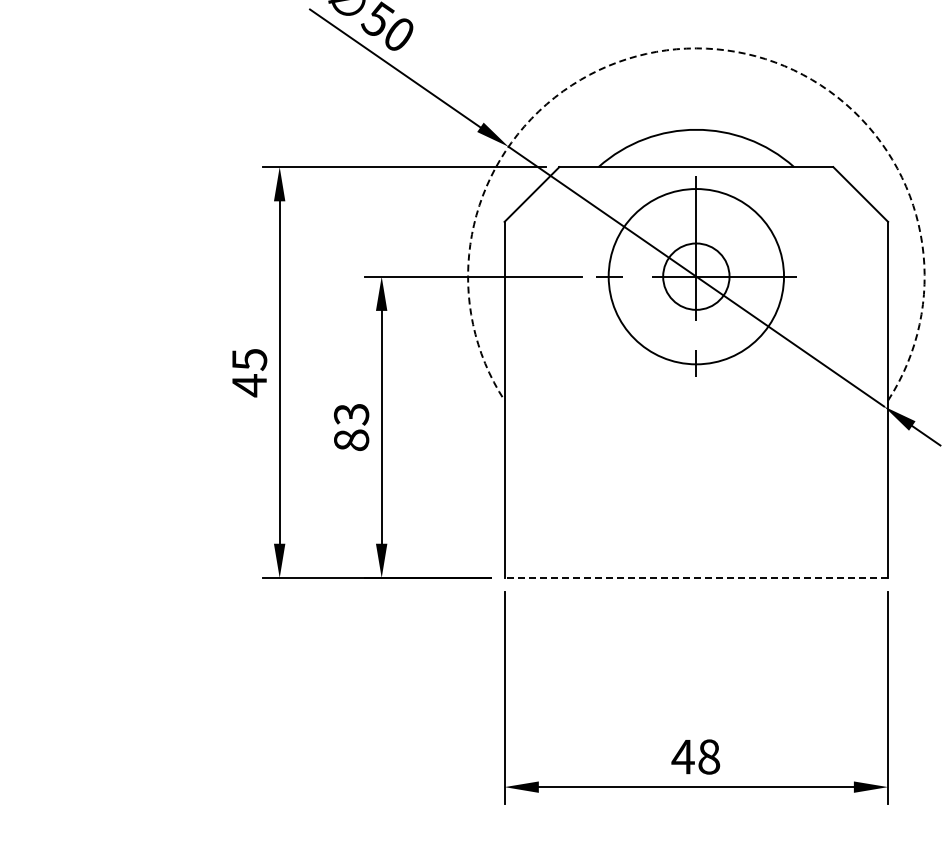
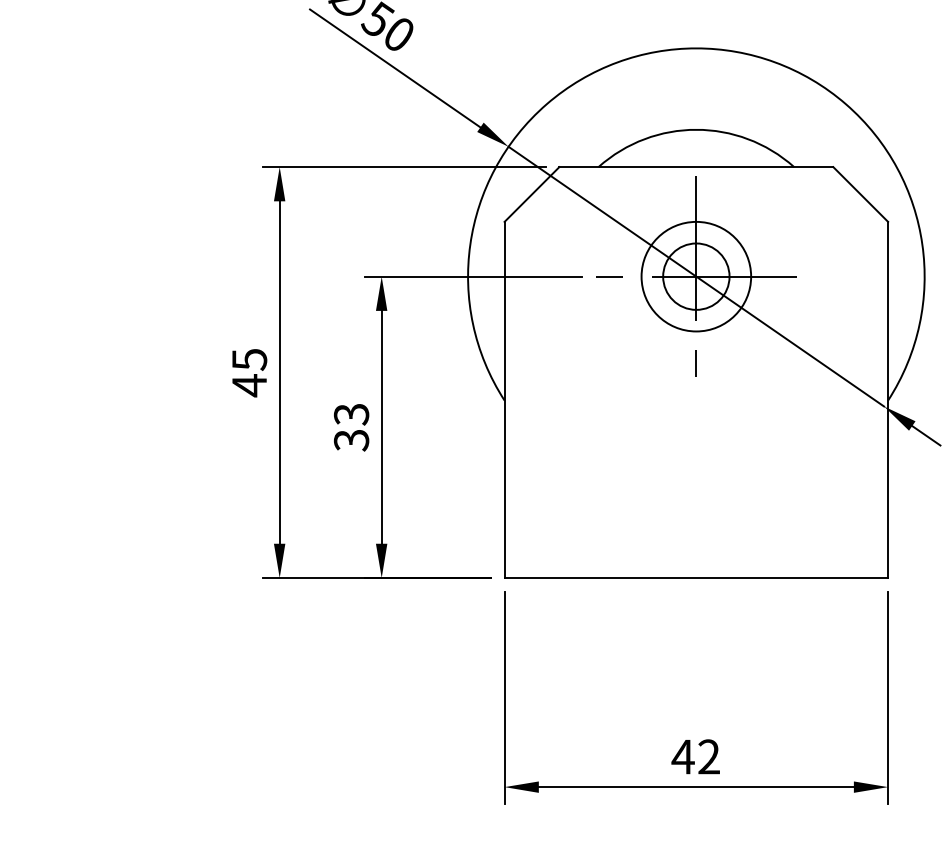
arc: dashed -> solid (696, 48)
circle diameter: 175 px -> 110 px (696, 276)
text: 83 -> 33 (351, 440)
line: dashed -> solid (696, 578)
text: 48 -> 42 (709, 756)
